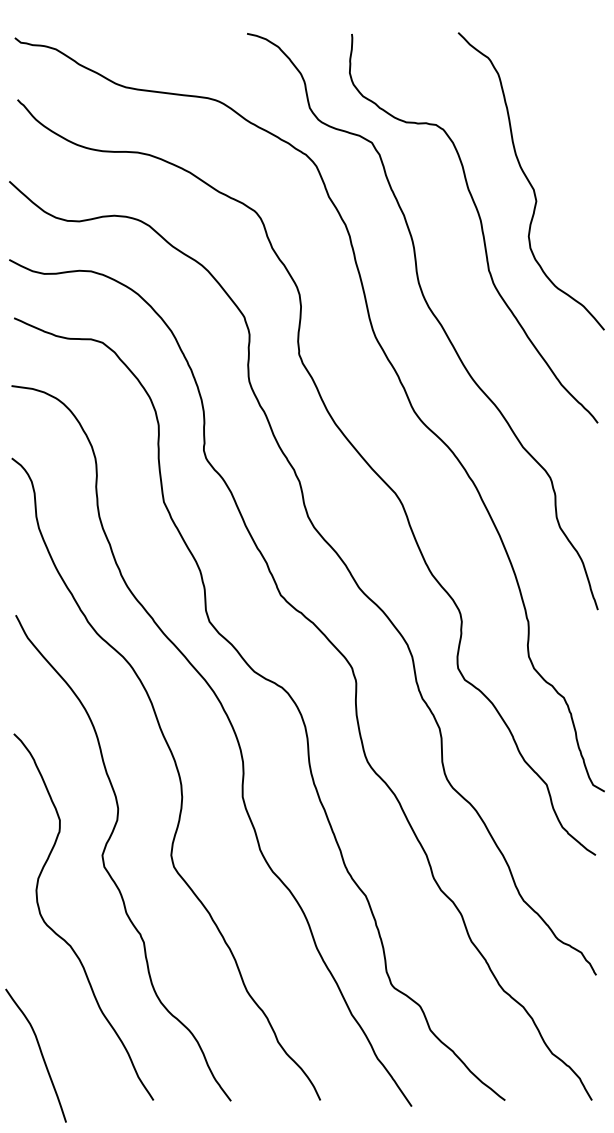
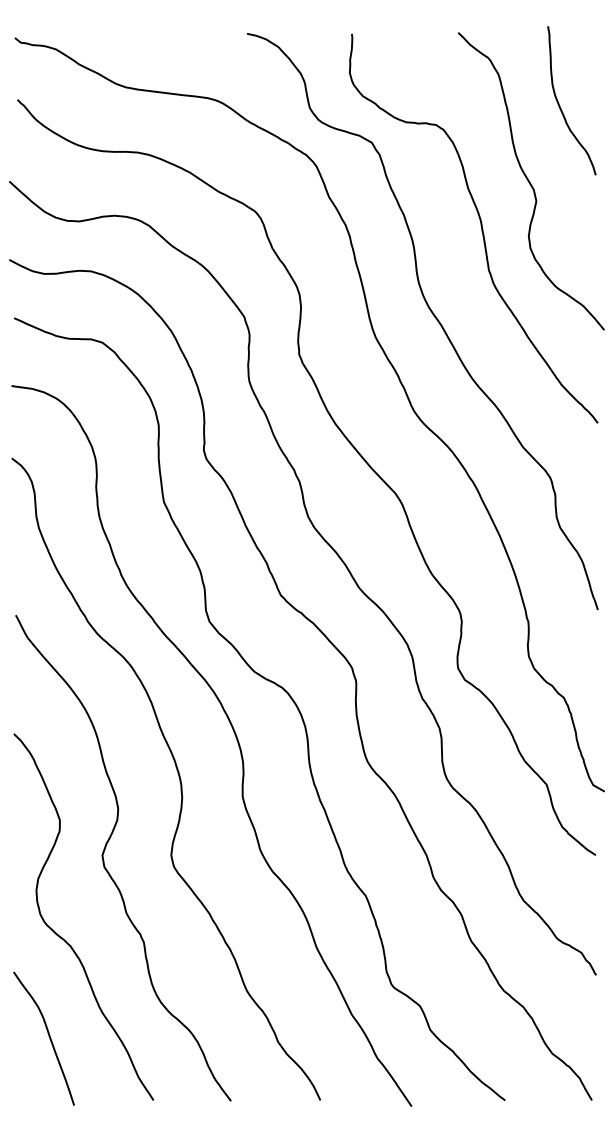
curve: none -> present (560, 105)
curve position: (40, 1053) -> (48, 1036) (48, 1036)
